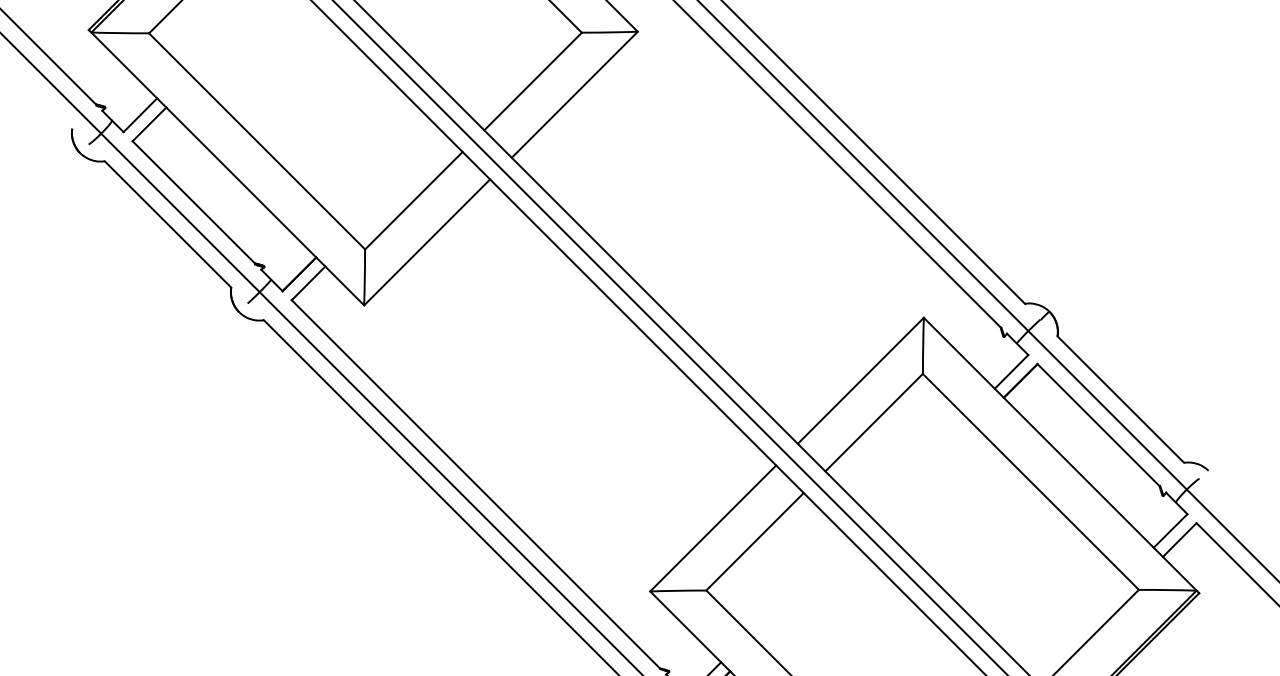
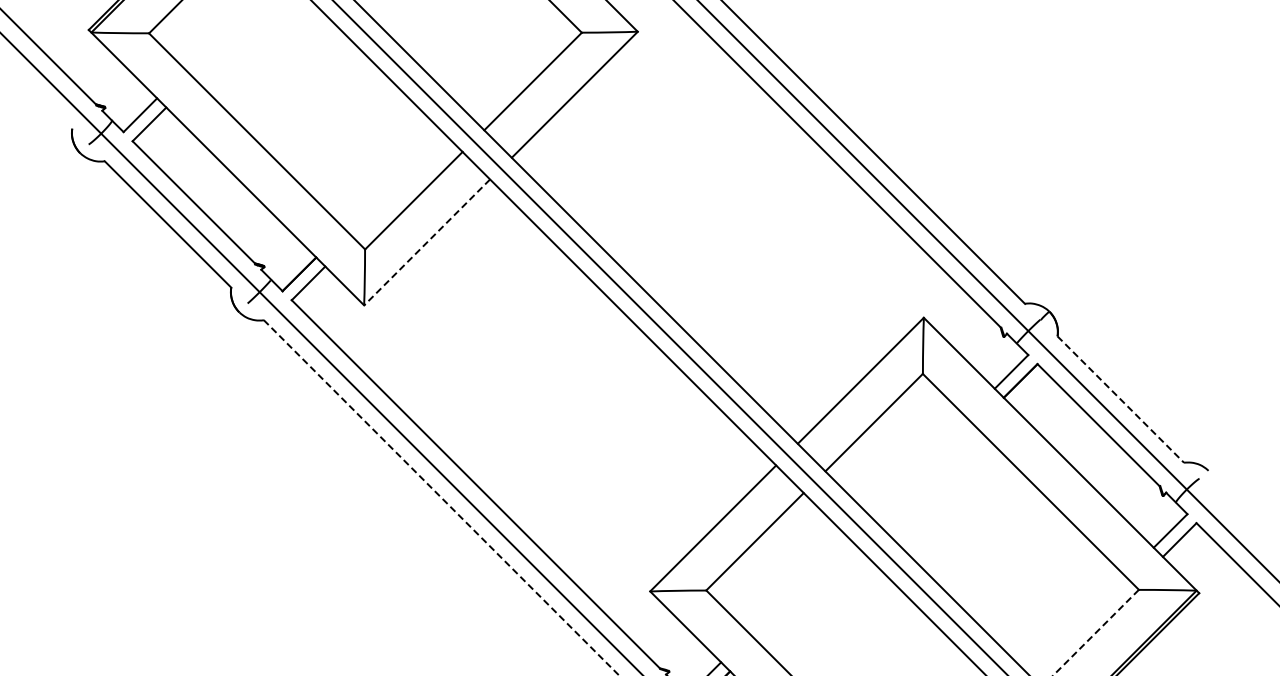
line: solid -> dashed (426, 242)
line: solid -> dashed (1121, 399)
line: solid -> dashed (441, 498)
line: solid -> dashed (1095, 632)
